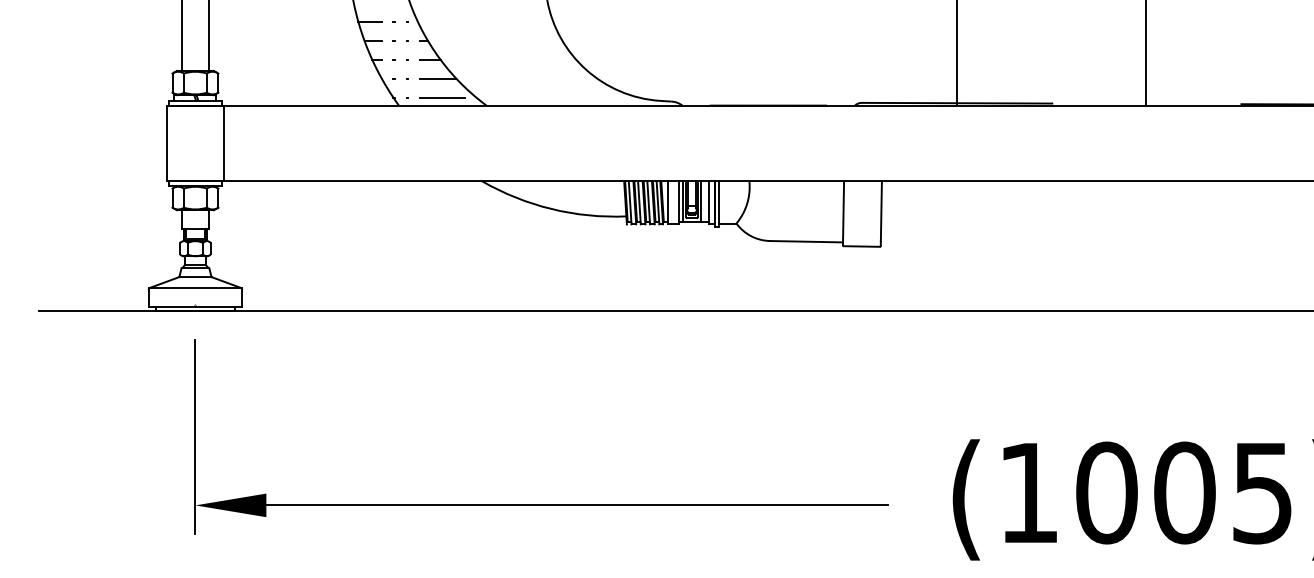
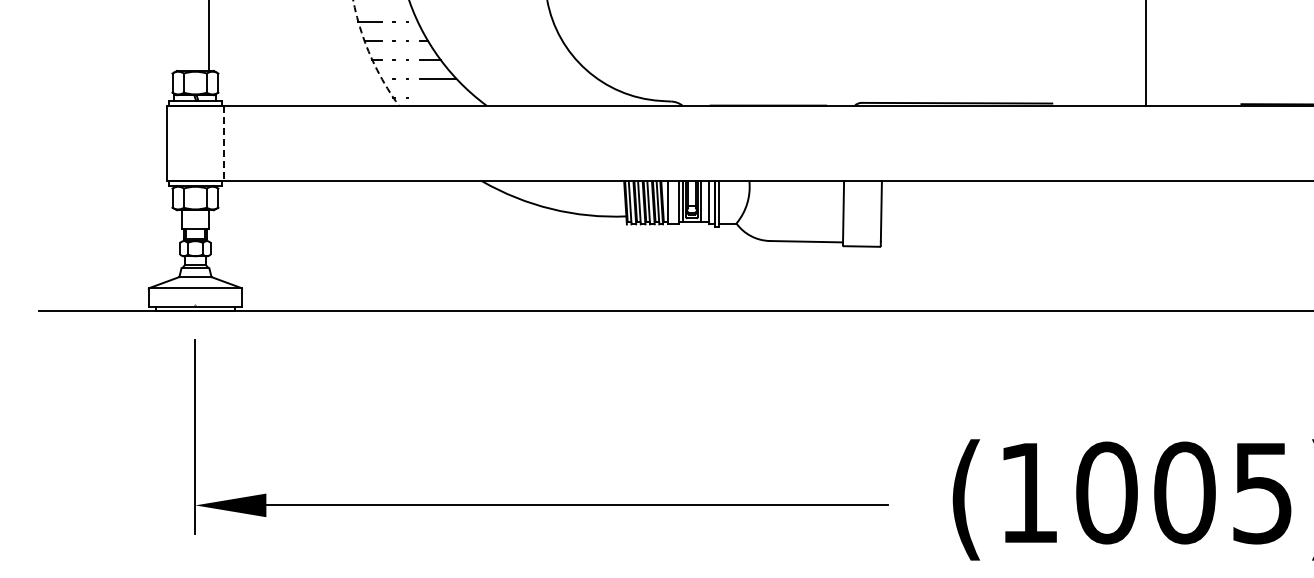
line: present -> none (182, 36)
line: present -> none (956, 53)
arc: solid -> dashed (370, 54)
line: present -> none (442, 97)
line: solid -> dashed (223, 143)
